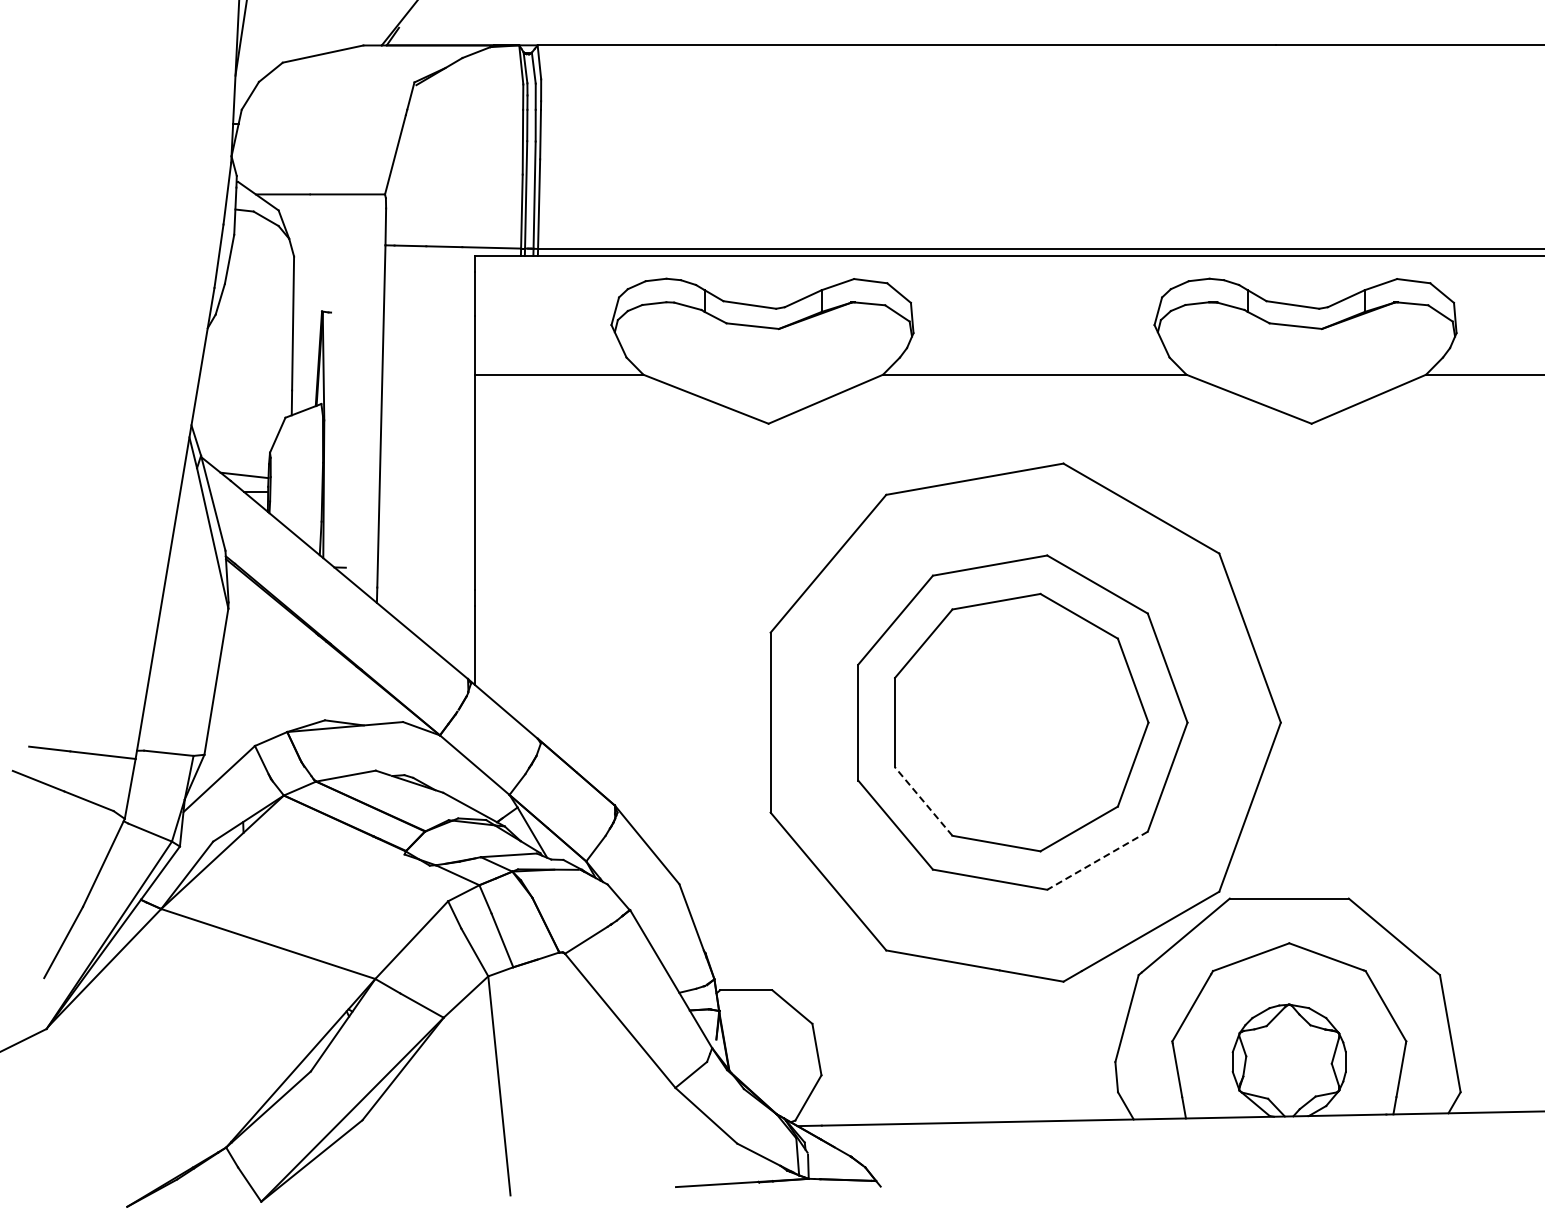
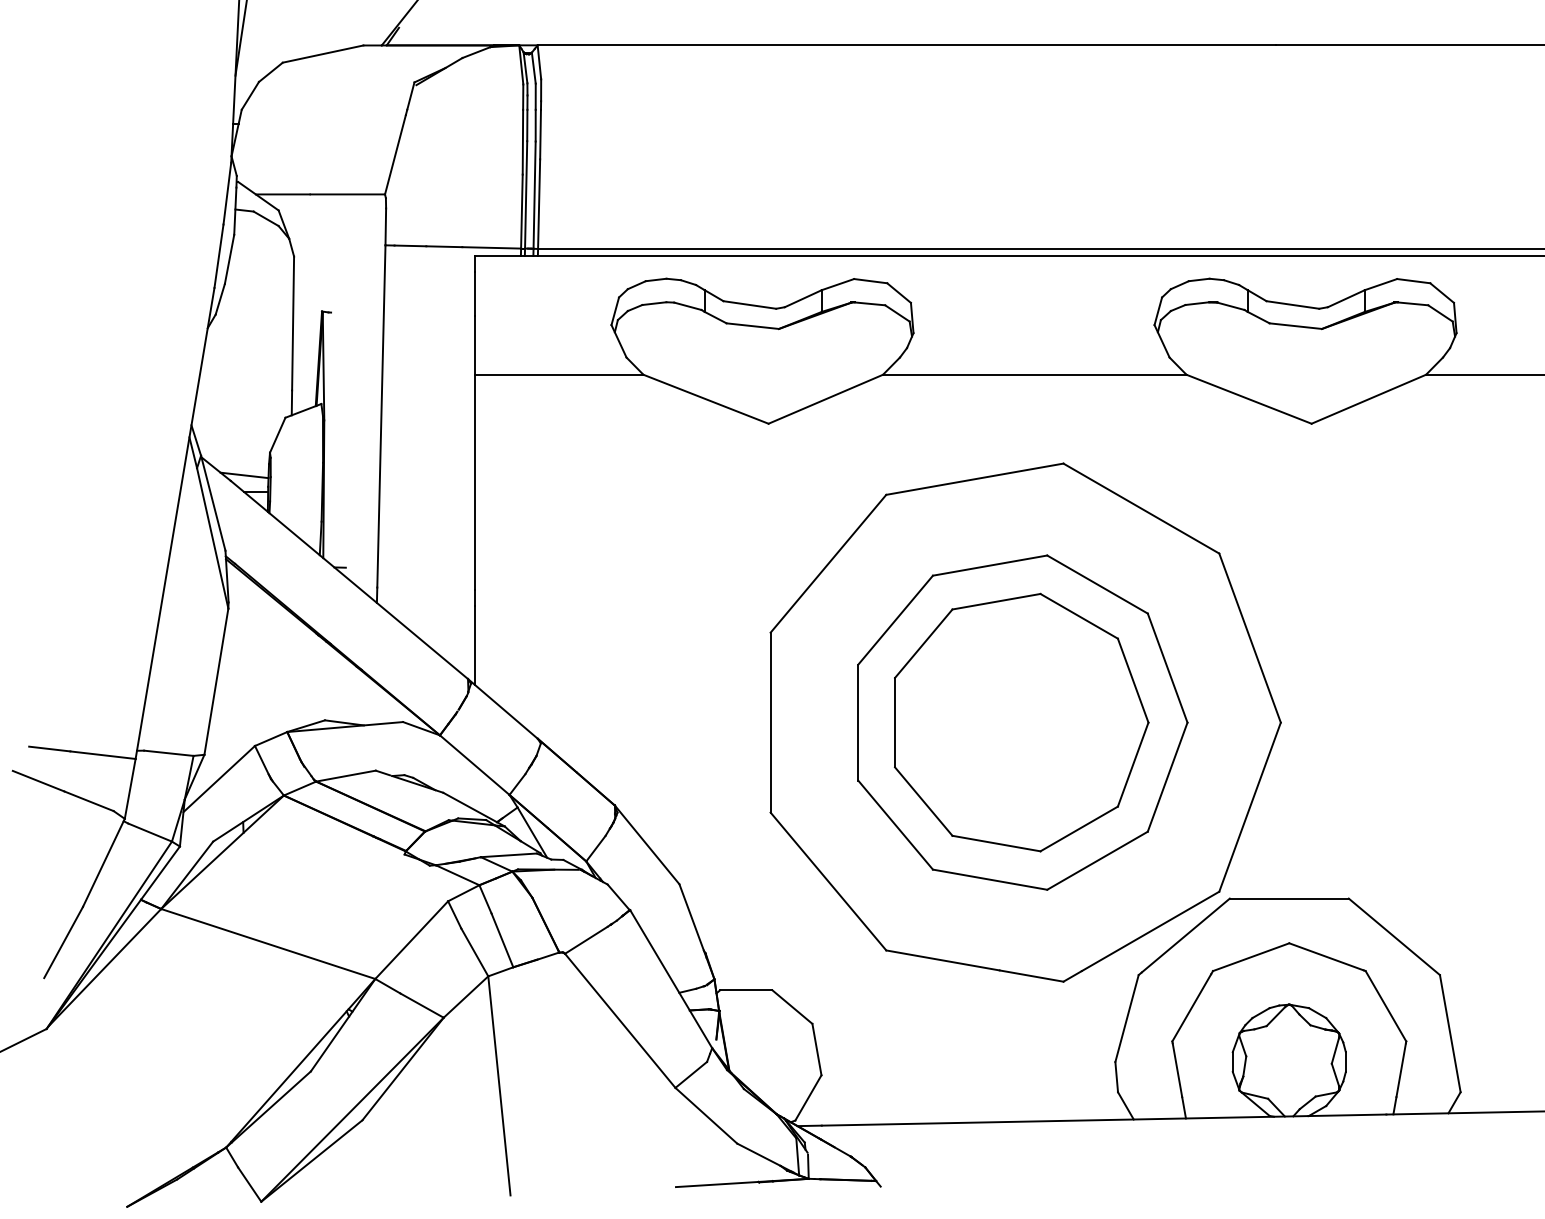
line: dashed -> solid (923, 801)
line: dashed -> solid (1097, 861)
